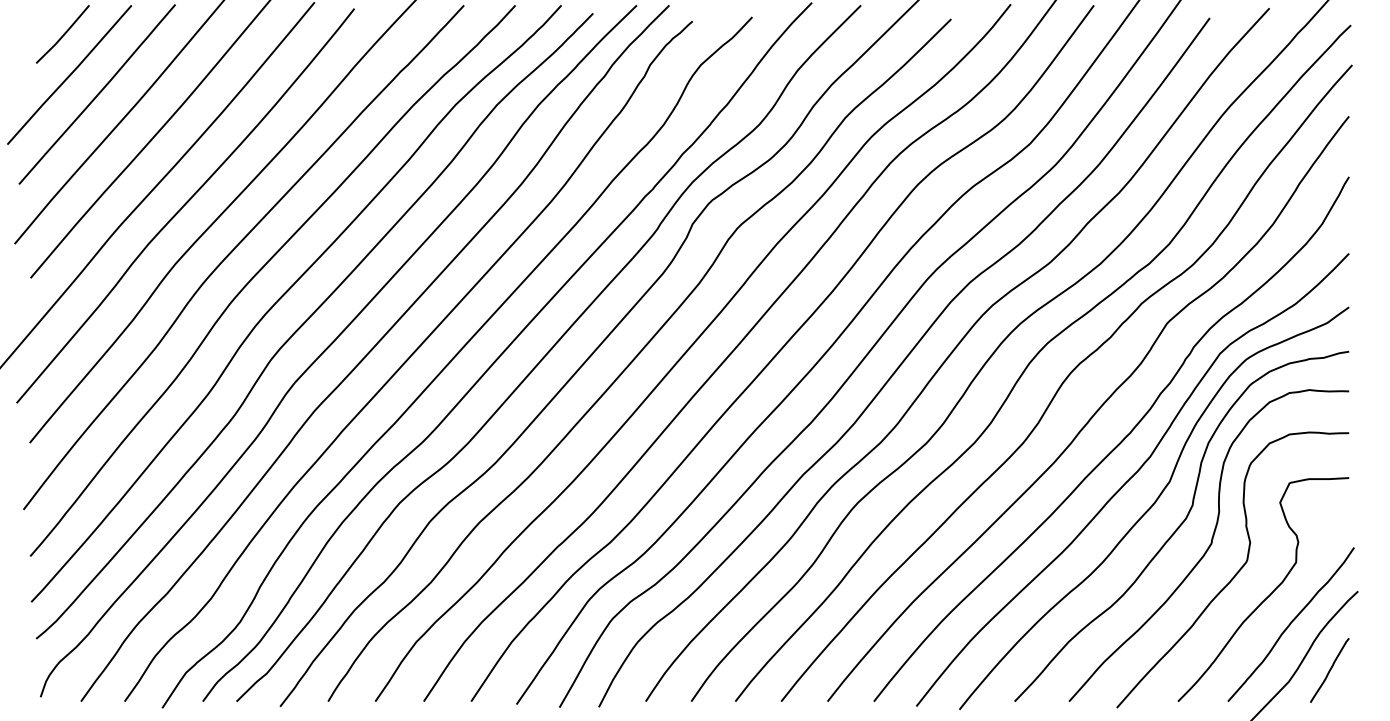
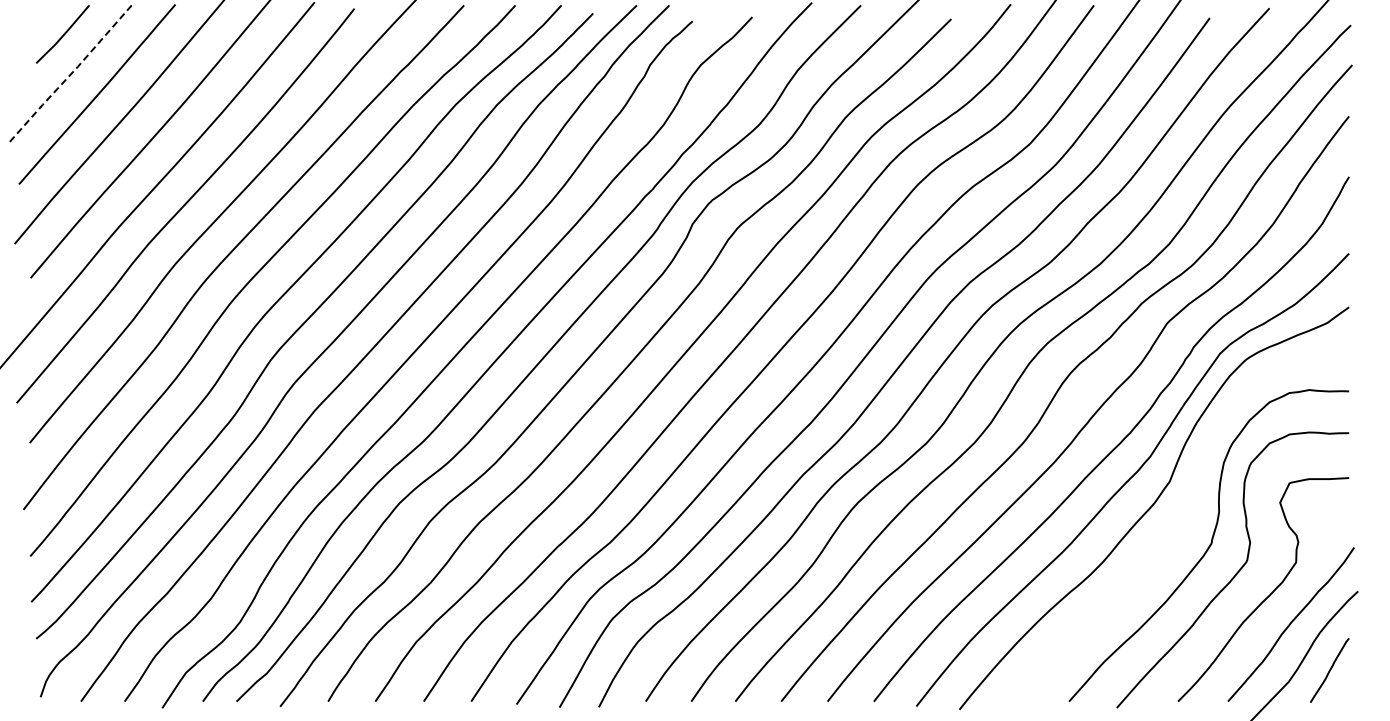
line: solid -> dashed (69, 75)
curve: present -> none (1181, 525)
